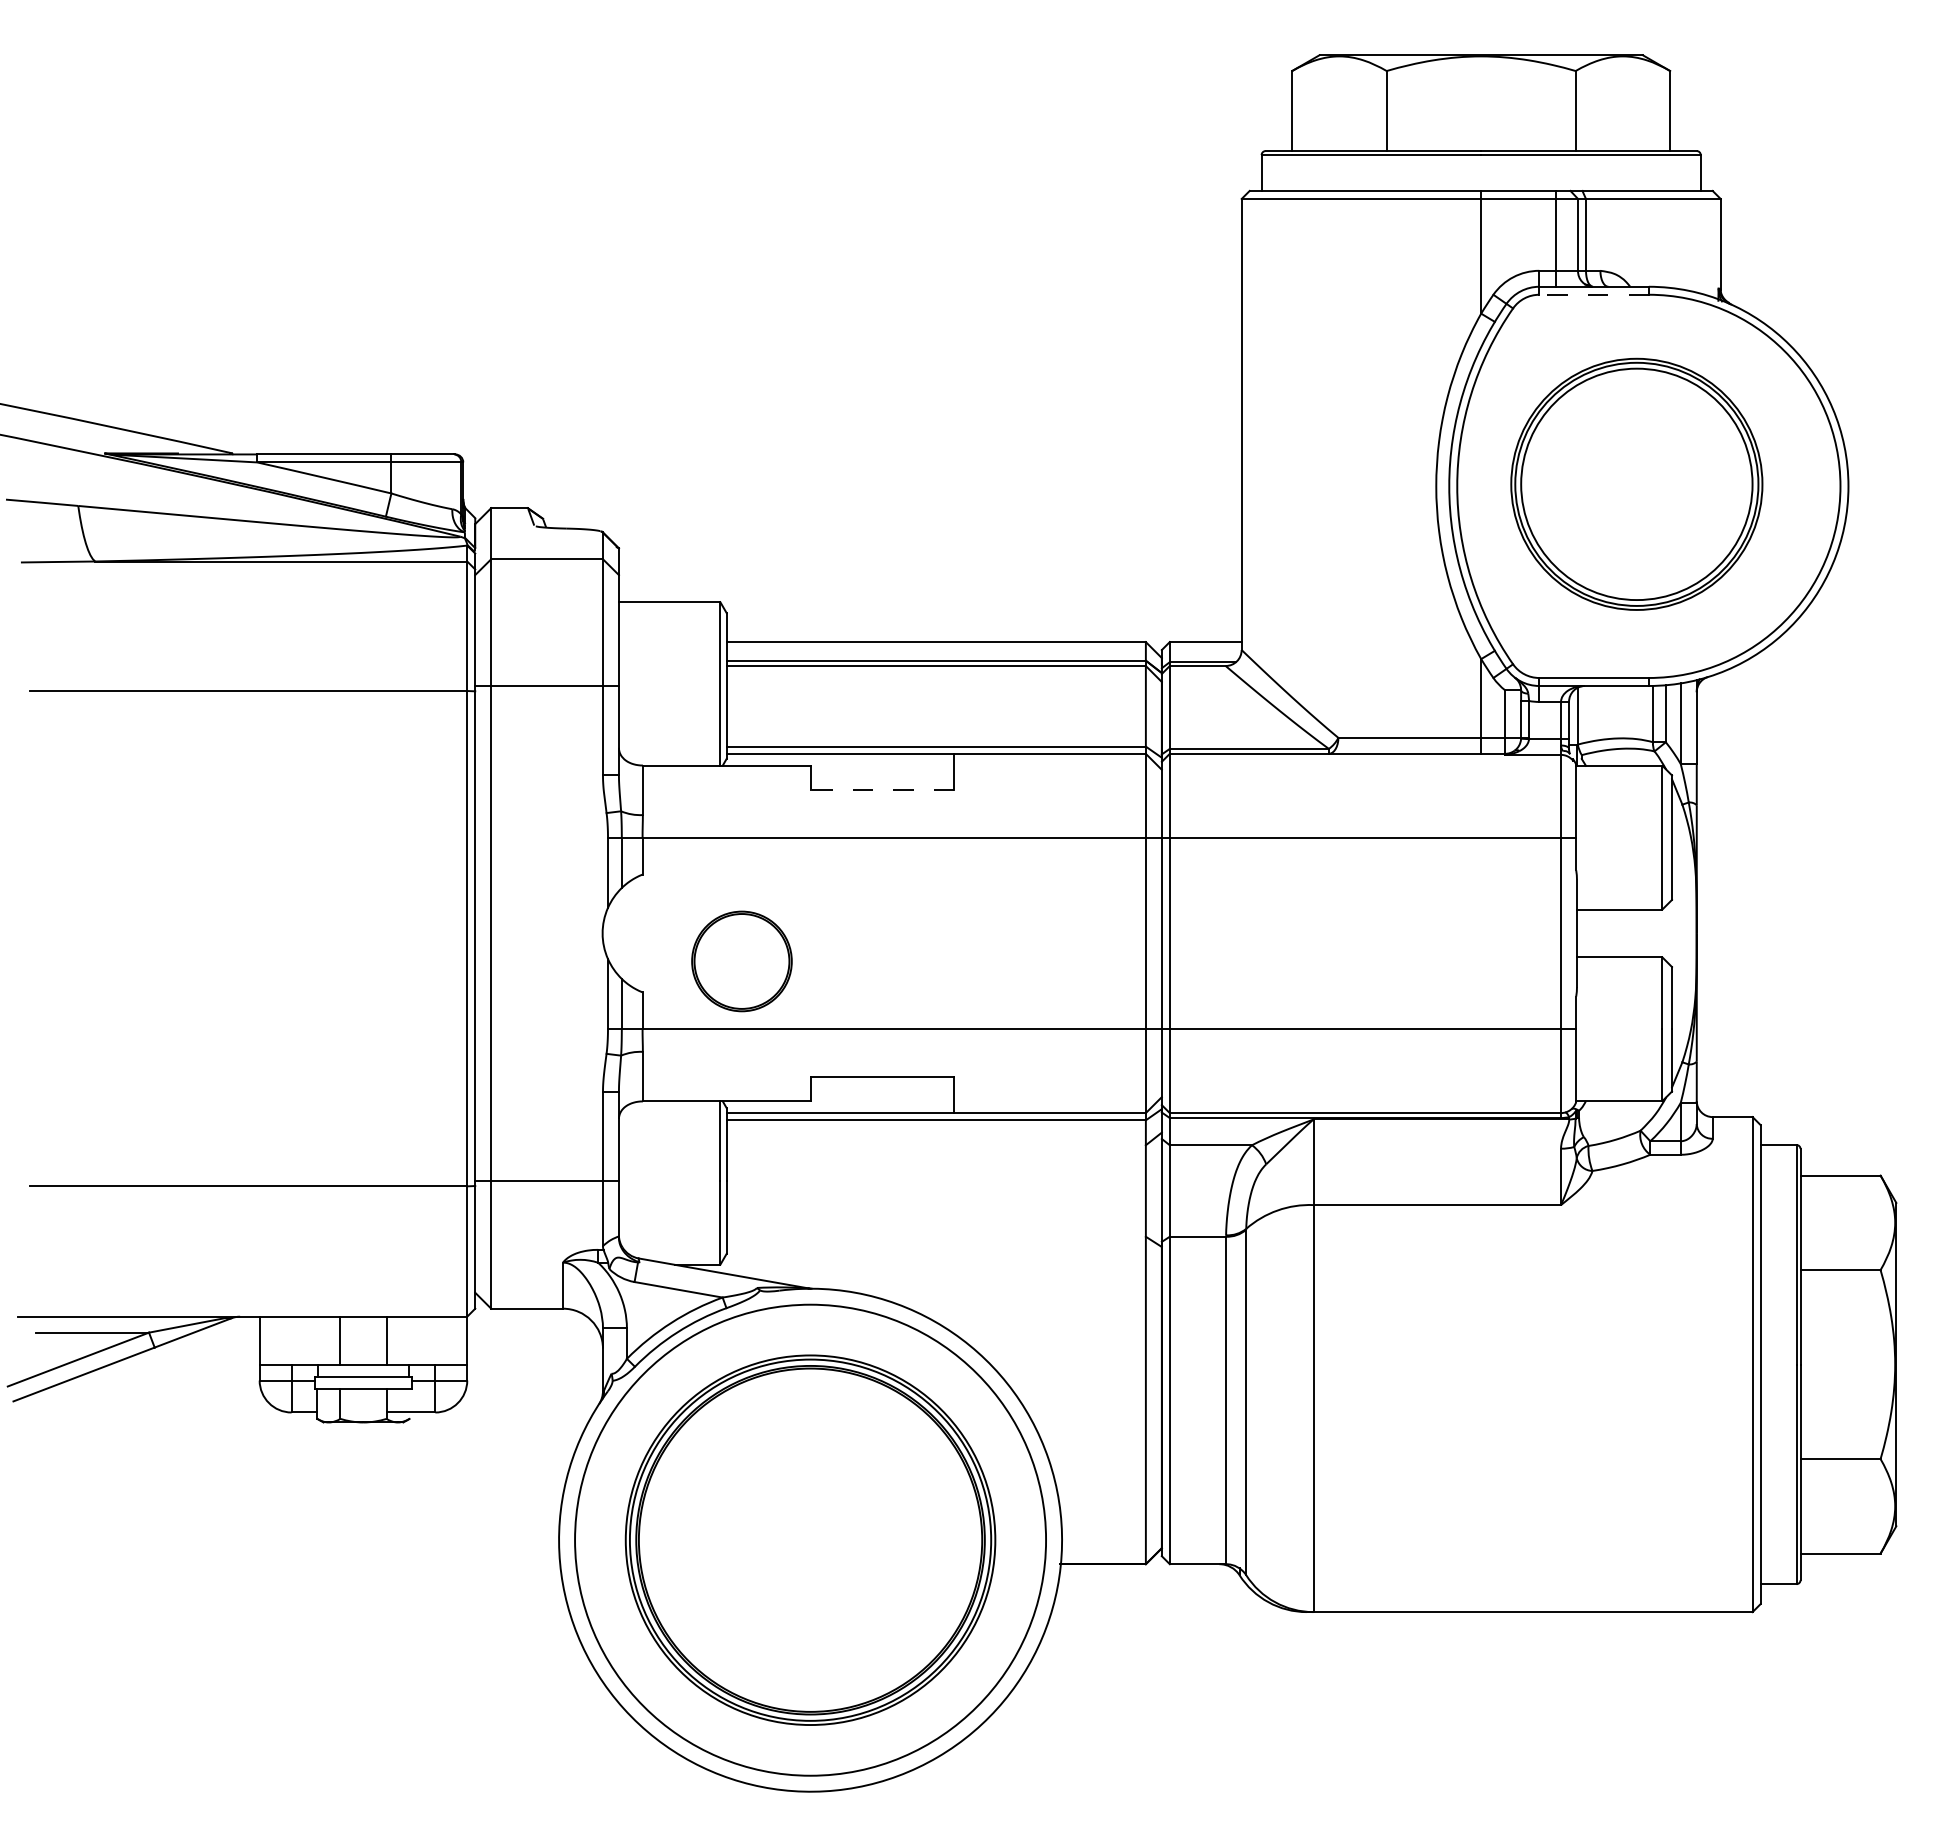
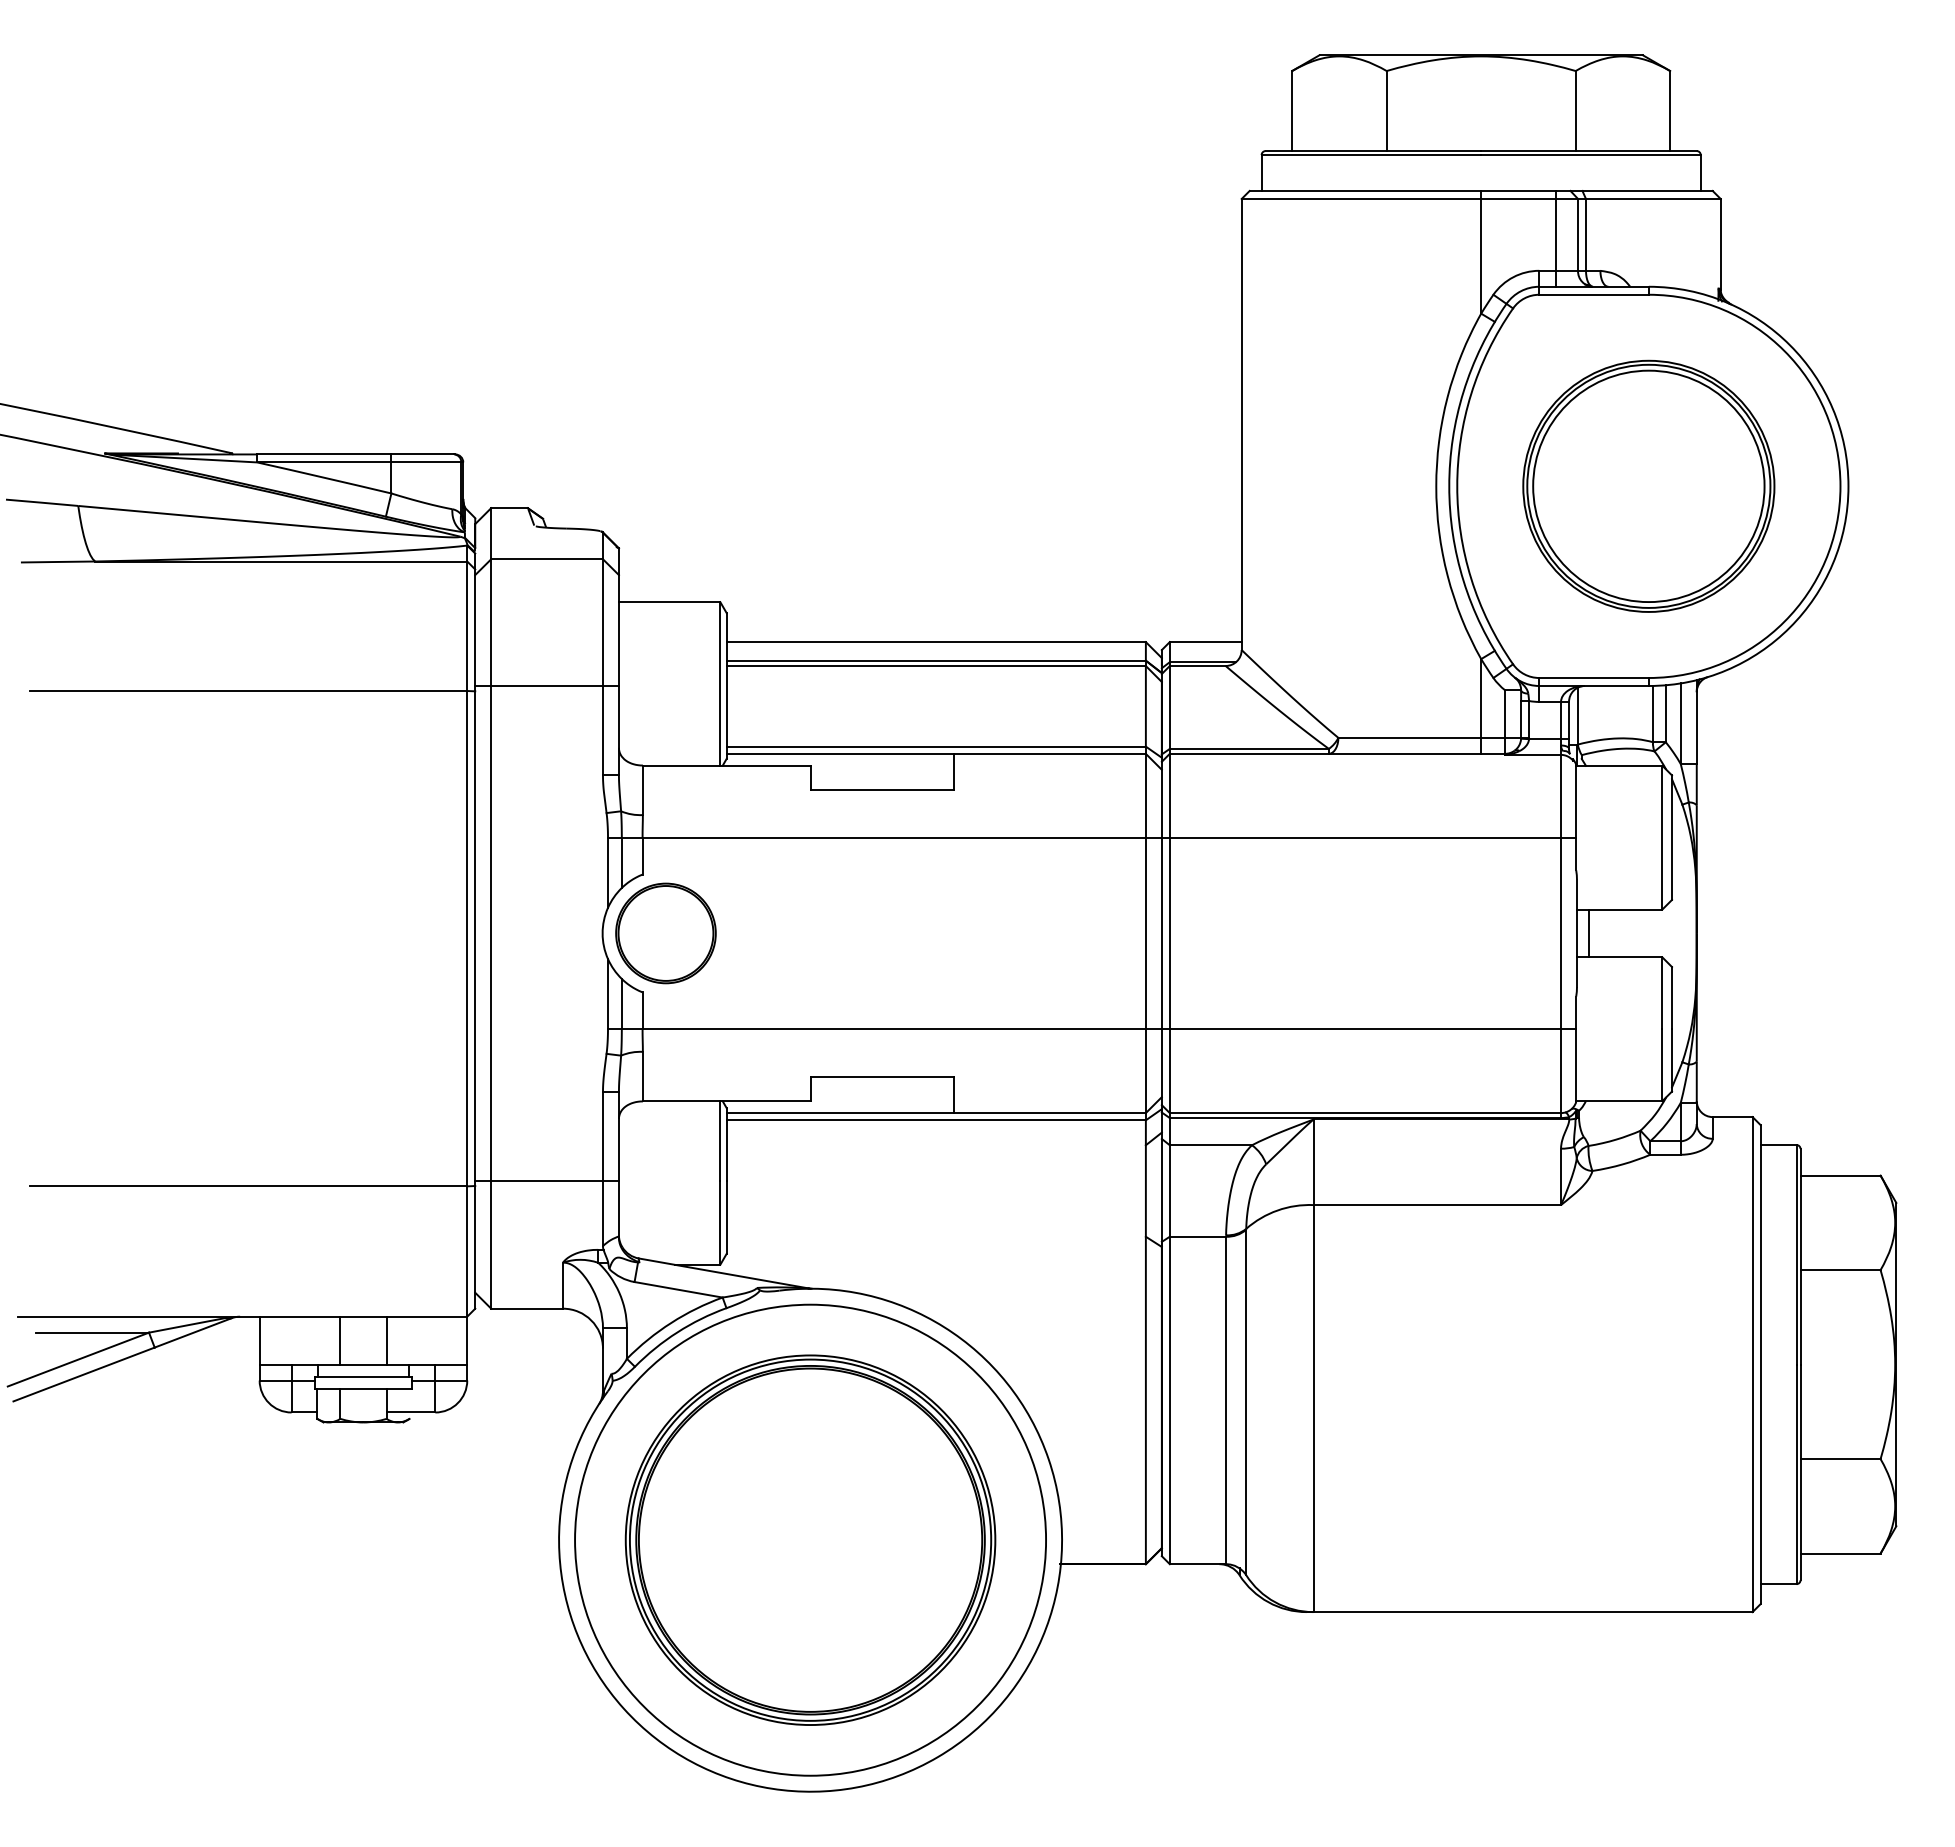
line: dashed -> solid (1594, 294)
part position: (1636, 483) -> (1648, 485) (1648, 485)
line: dashed -> solid (882, 789)
line: none -> present (1588, 933)
part position: (741, 961) -> (665, 933) (665, 933)
